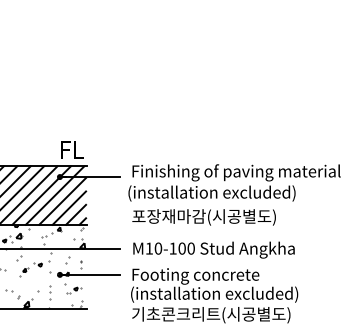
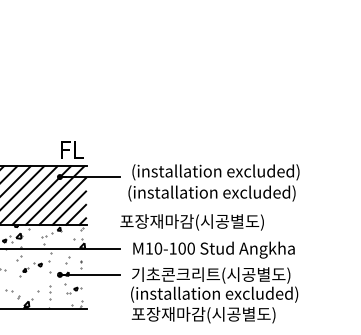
text: Finishing of paving material -> (installation excluded) (236, 172)
text position: (203, 217) -> (191, 222) (191, 222)
text: Footing concrete -> 기초콘크리트(시공별도) (211, 275)
text: 기초콘크리트(시공별도) -> 포장재마감(시공별도) (210, 315)
